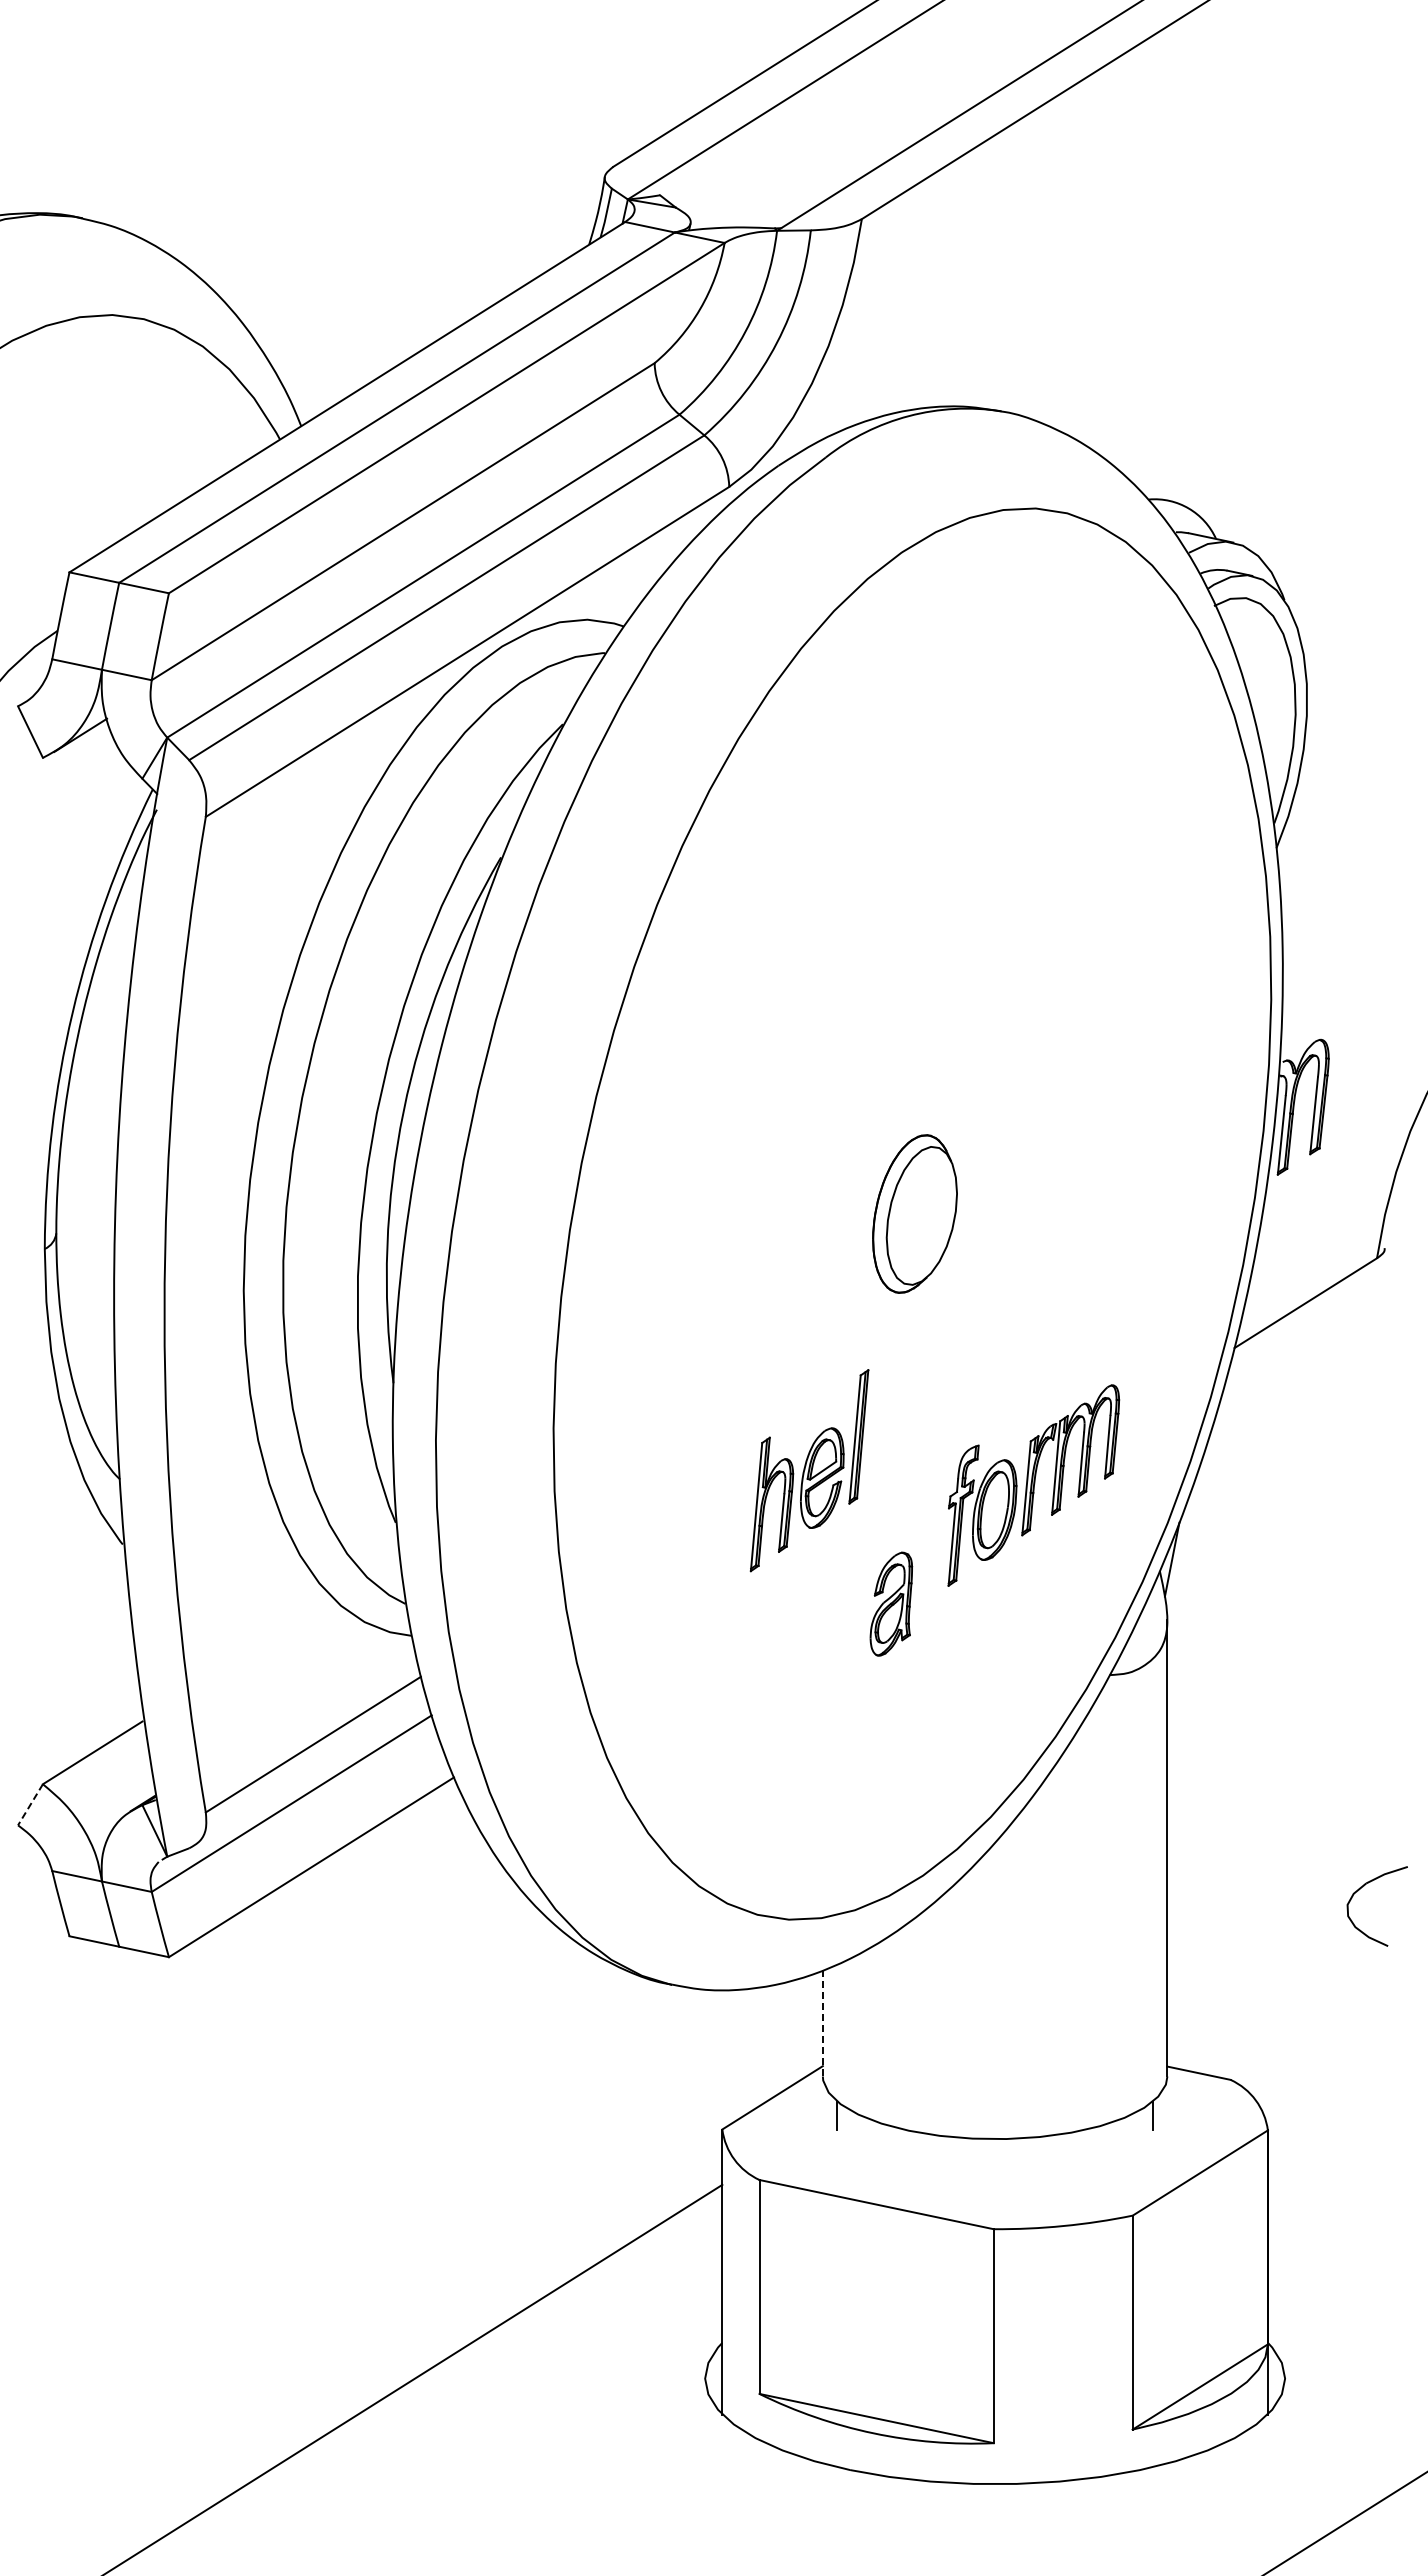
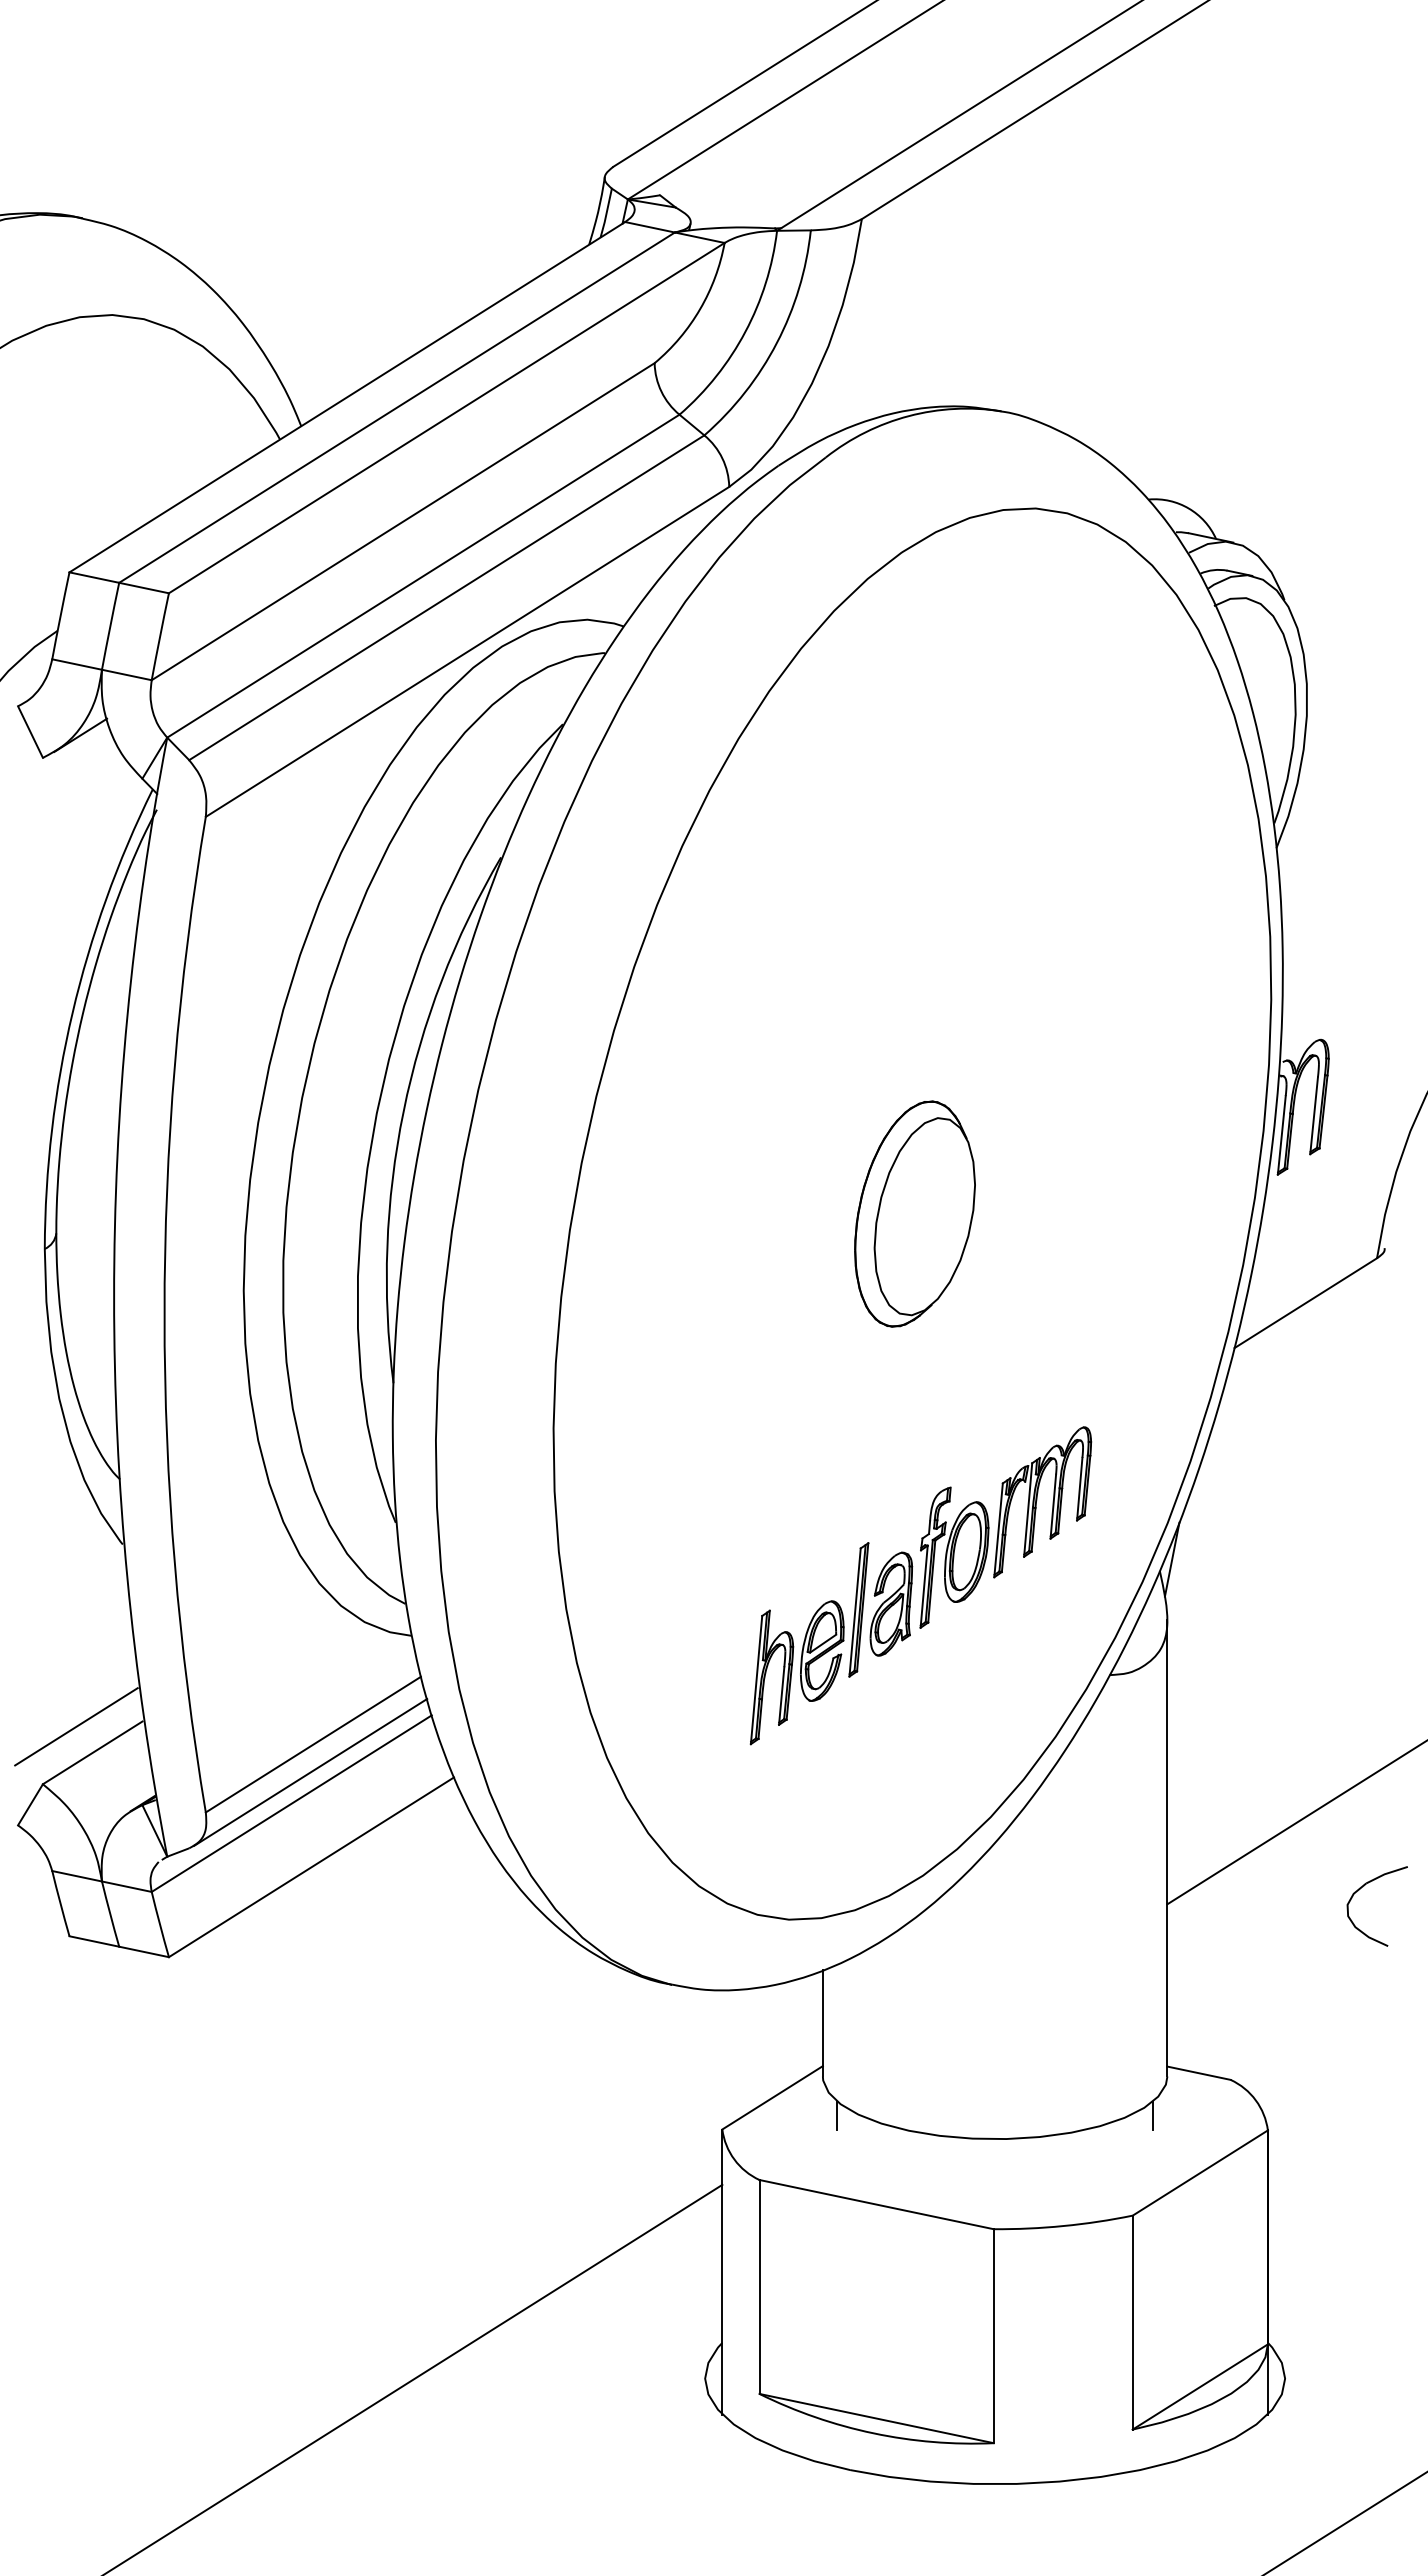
part size: 86x160 px -> 122x228 px (914, 1213)
part position: (809, 1470) -> (809, 1643) (809, 1643)
part position: (1033, 1485) -> (1005, 1527) (1005, 1527)
line: none -> present (76, 1726)
line: none -> present (310, 1771)
line: dashed -> solid (30, 1805)
line: none -> present (1295, 1823)
line: dashed -> solid (822, 2023)
